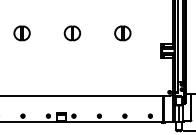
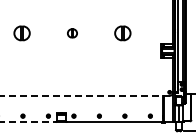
part size: 19x17 px -> 11x11 px (72, 33)
line: solid -> dashed (84, 95)
line: solid -> dashed (28, 122)
